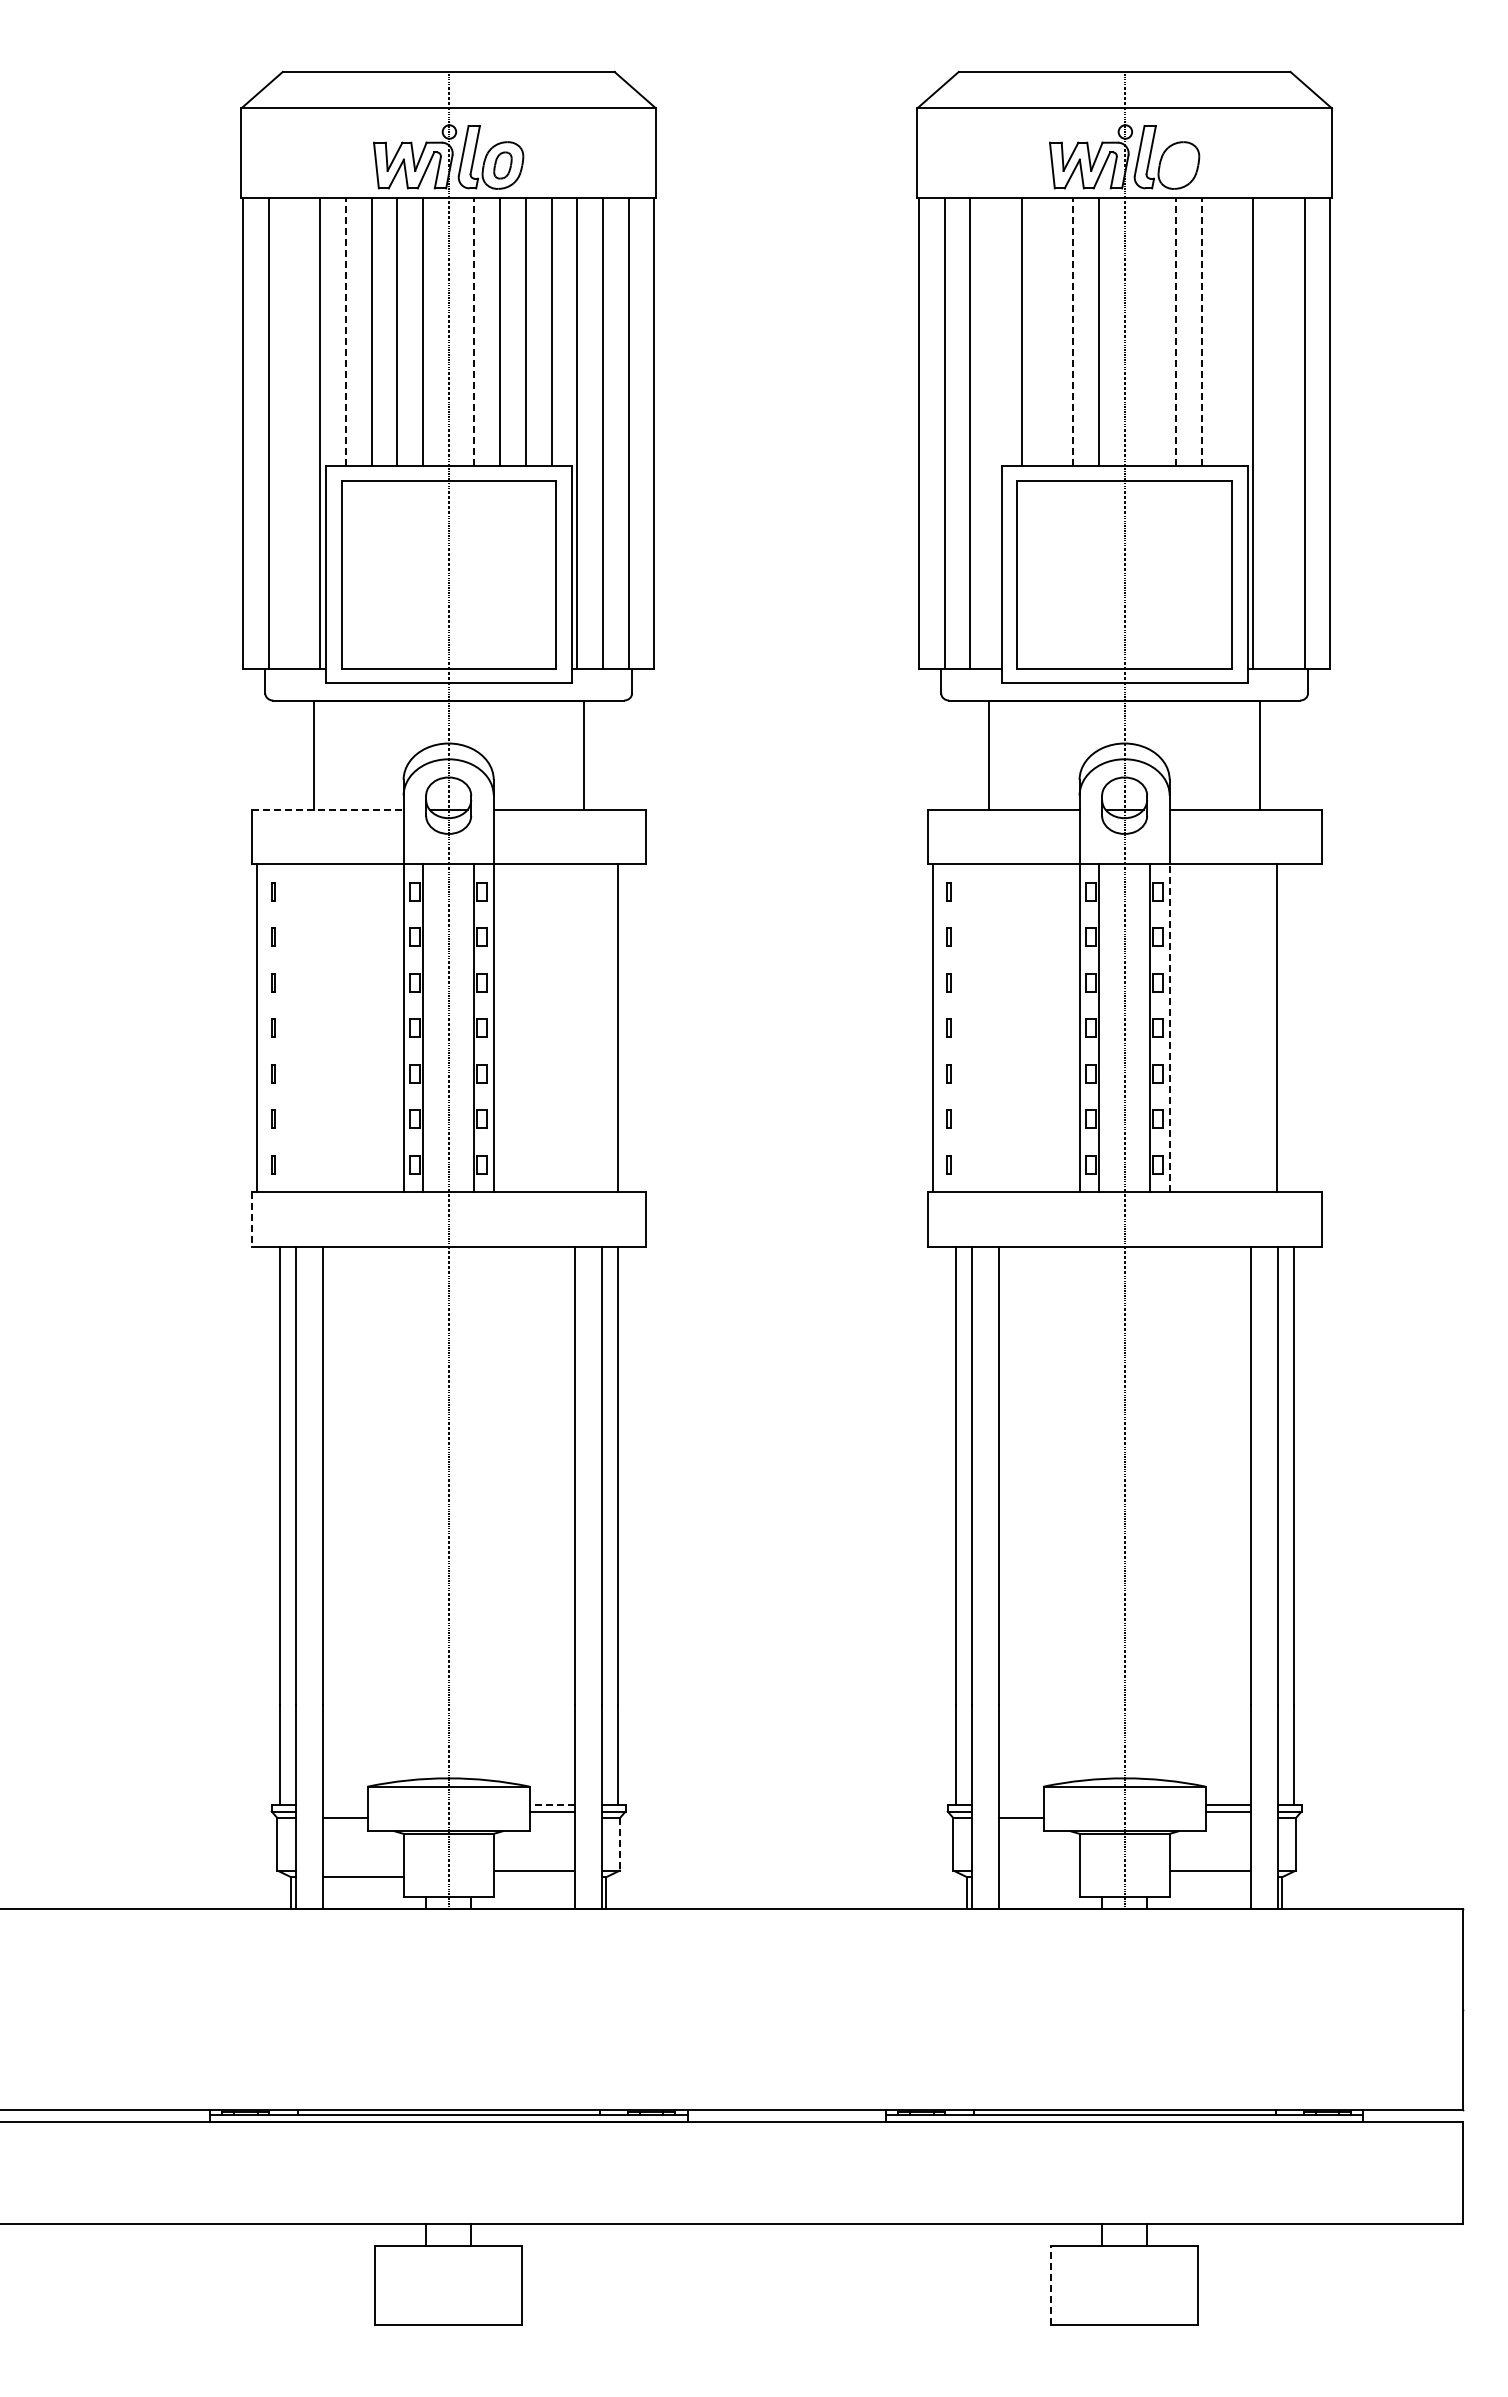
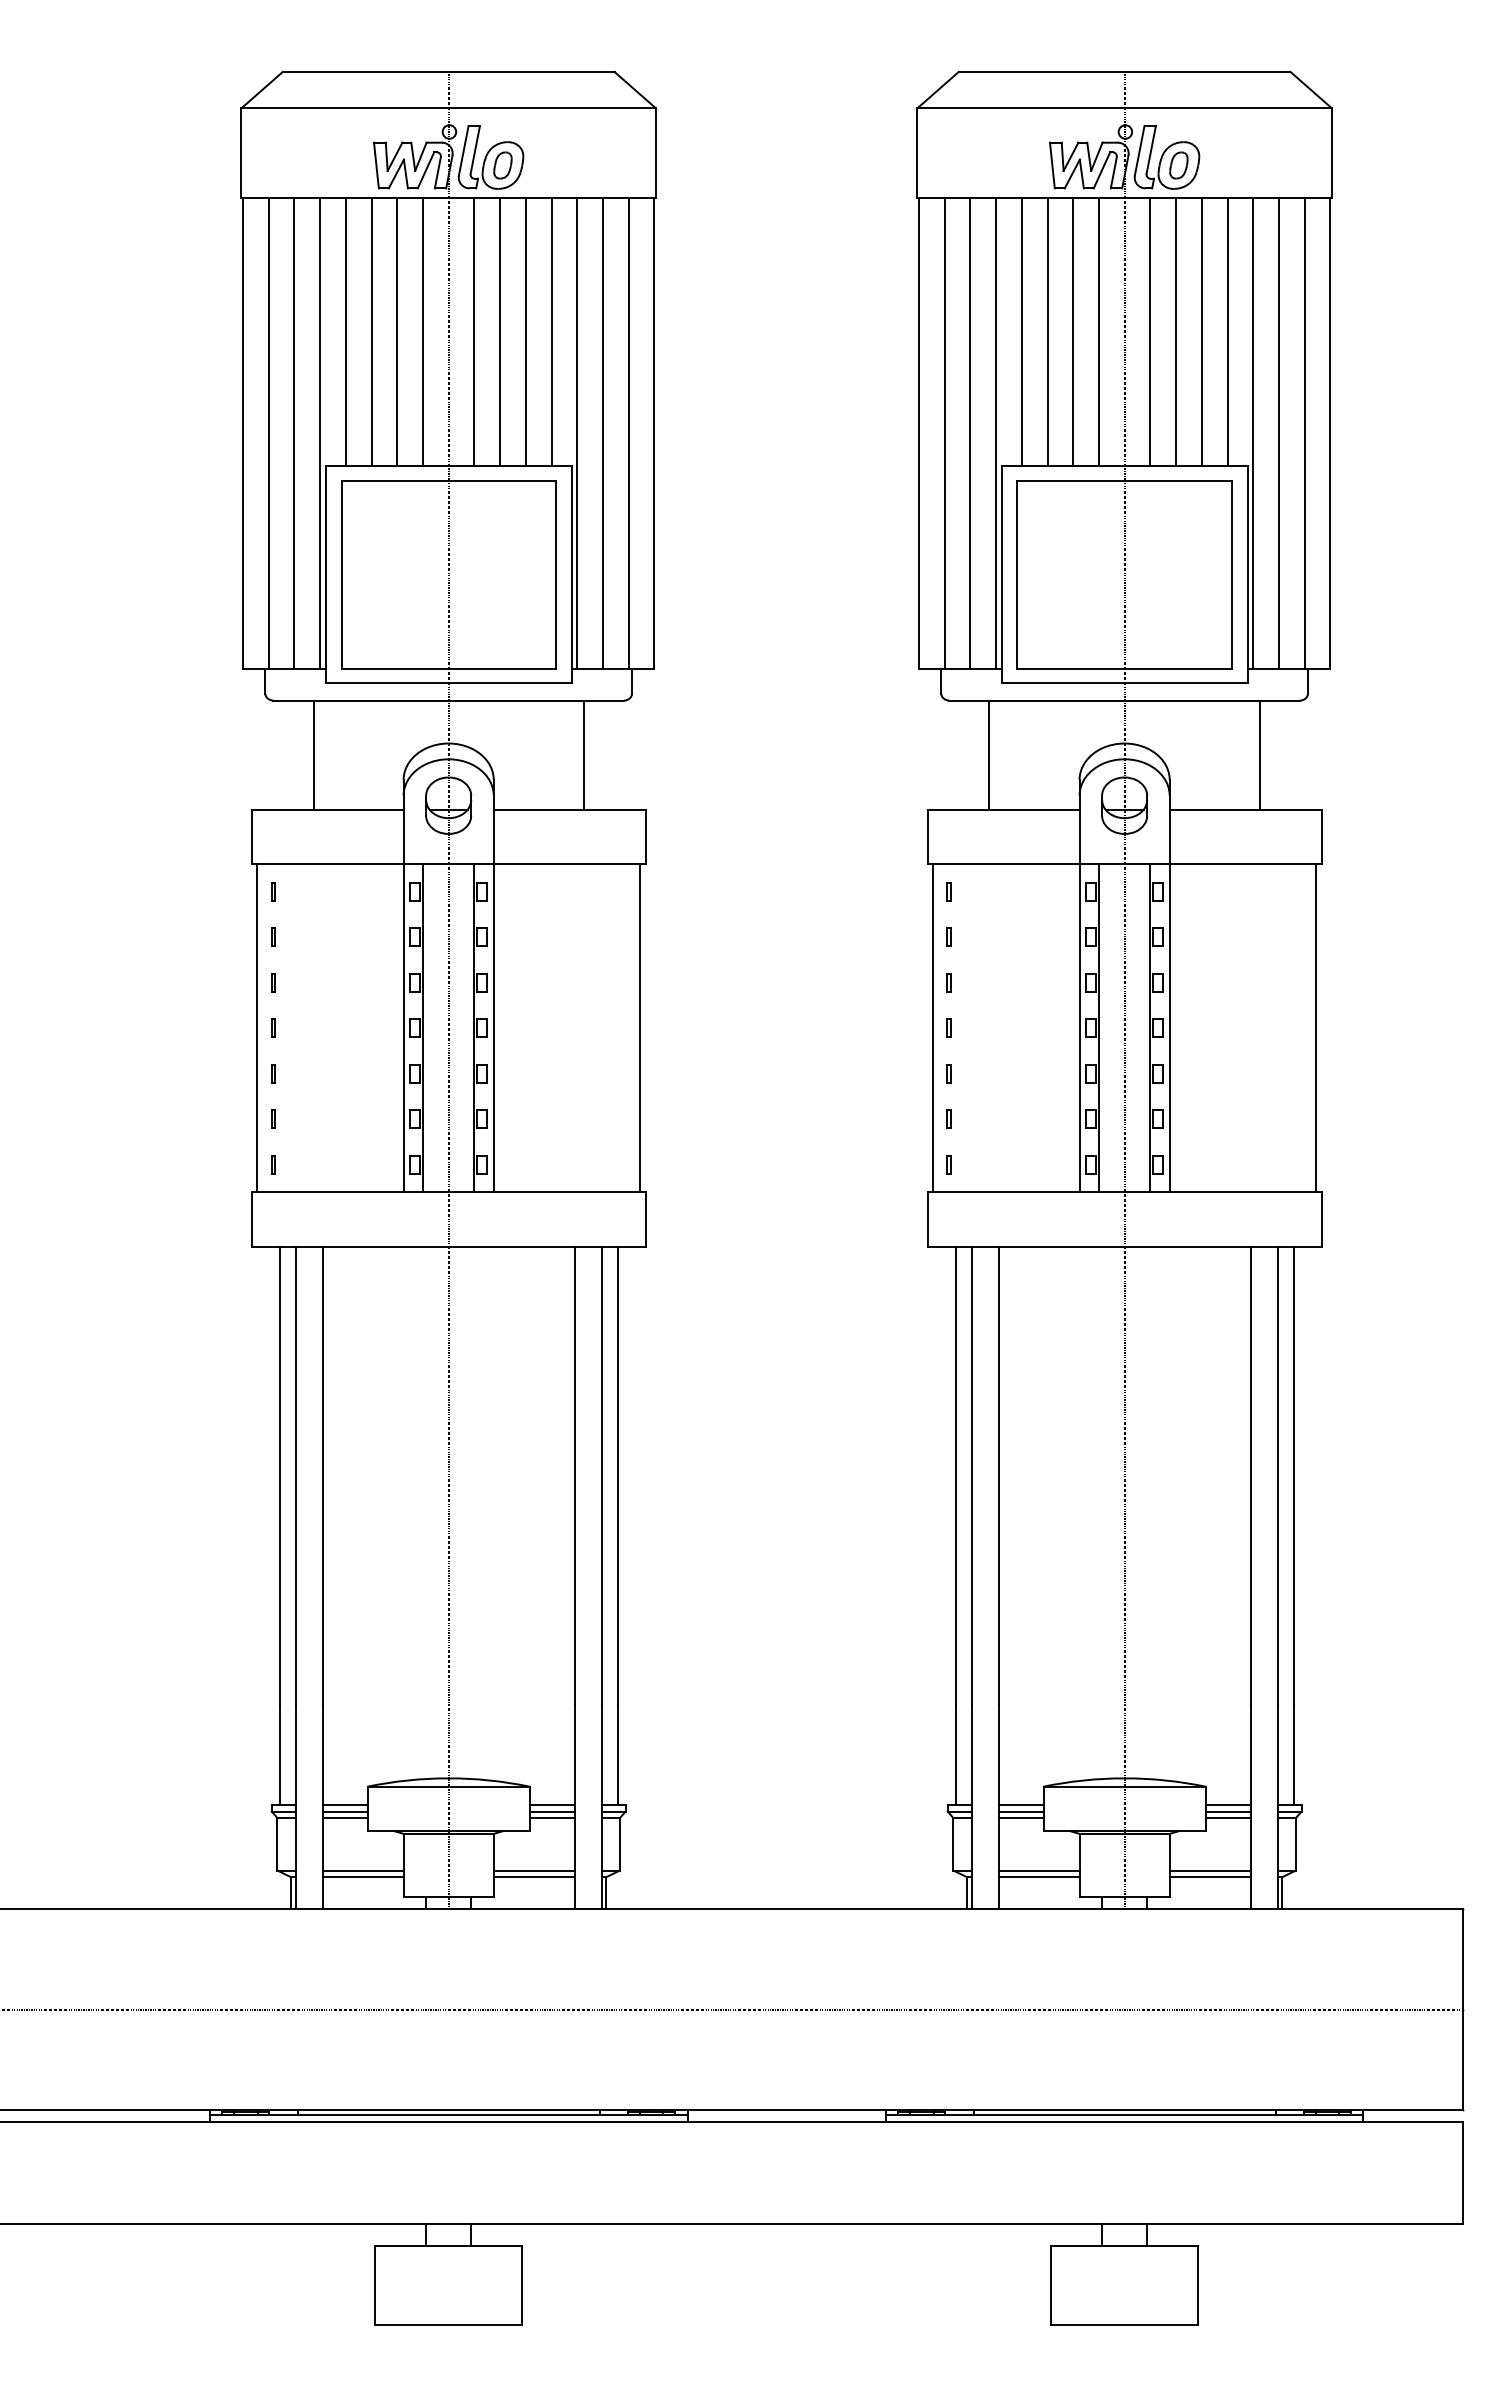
part: none -> present (1178, 165)
line: dashed -> solid (345, 331)
line: dashed -> solid (474, 331)
line: none -> present (1047, 331)
line: dashed -> solid (1073, 331)
line: none -> present (1150, 331)
line: dashed -> solid (1176, 331)
line: dashed -> solid (1201, 331)
line: none -> present (1227, 331)
line: none -> present (294, 433)
line: none -> present (996, 433)
line: none -> present (1278, 433)
line: dashed -> solid (328, 809)
line position: (618, 1028) -> (640, 1028) (640, 1028)
line: dashed -> solid (1169, 1028)
line position: (1277, 1028) -> (1316, 1028) (1316, 1028)
line: dashed -> solid (251, 1219)
line: none -> present (344, 1805)
line: dashed -> solid (551, 1805)
line: none -> present (1020, 1805)
line: none -> present (344, 1811)
line: none -> present (1020, 1811)
line: none -> present (551, 1818)
line: none -> present (1227, 1818)
line: dashed -> solid (619, 1844)
line: none -> present (362, 1870)
line: none -> present (1038, 1870)
line: none -> present (533, 1877)
line: none -> present (1038, 1877)
line: none -> present (1209, 1877)
line: none -> present (732, 2009)
line: dashed -> solid (1051, 2285)
